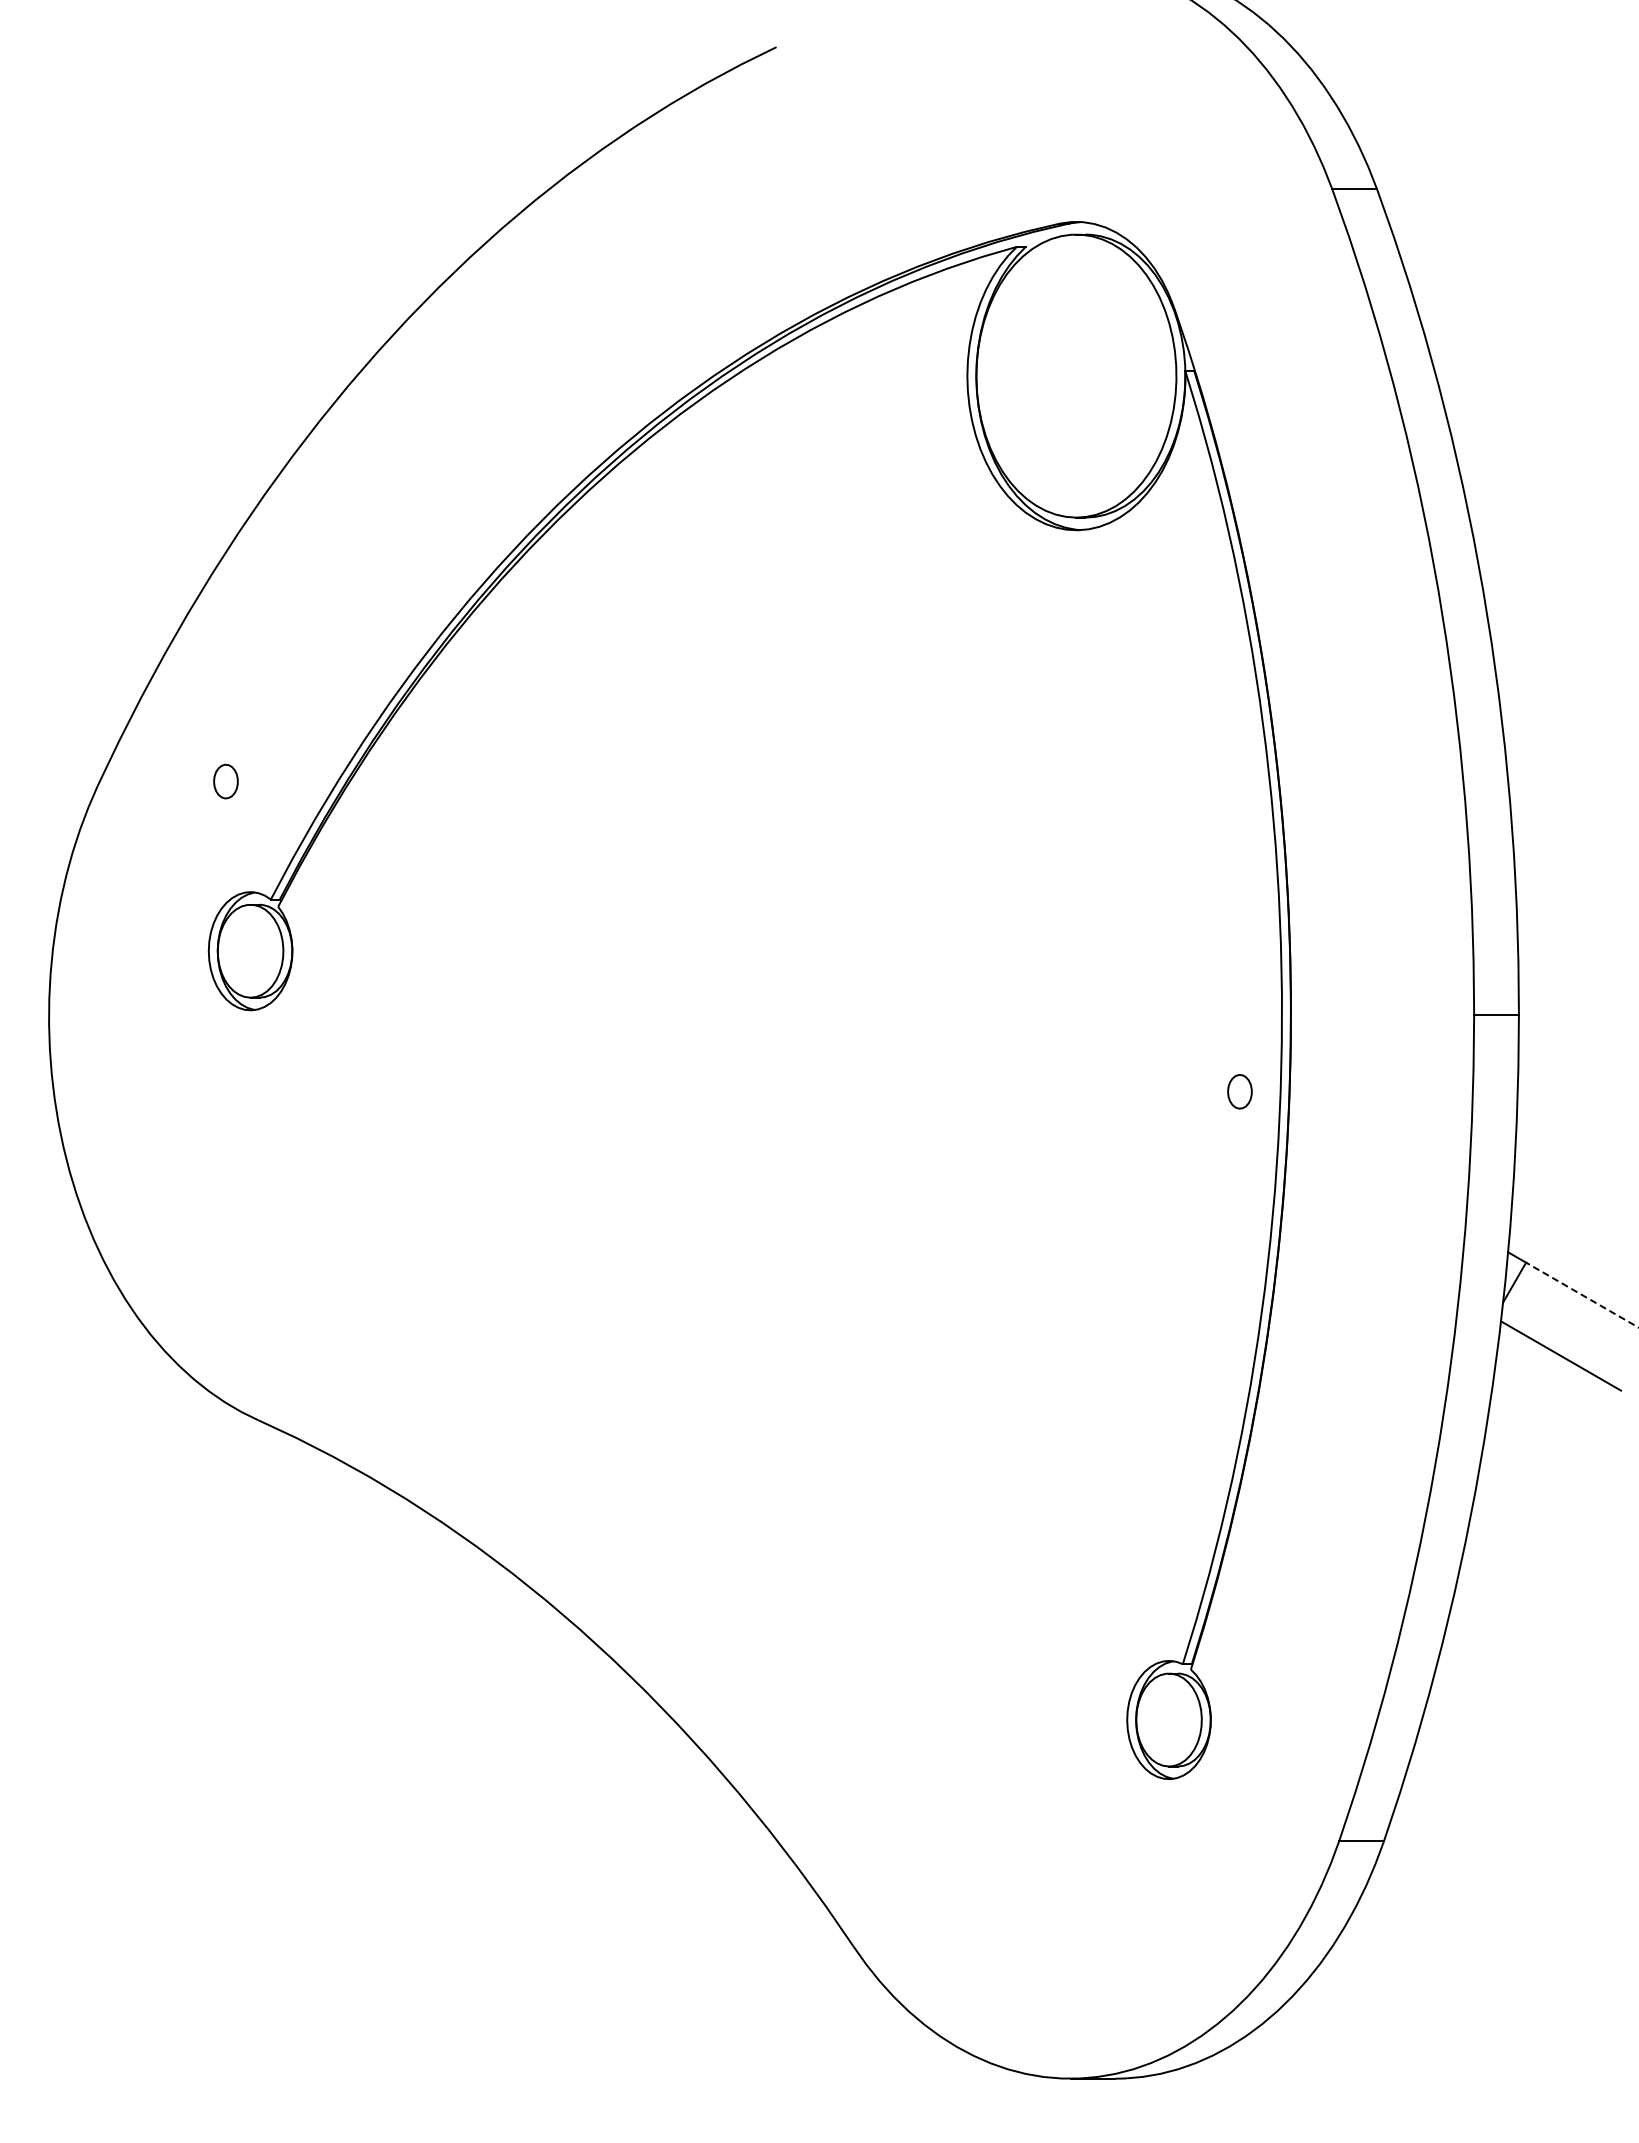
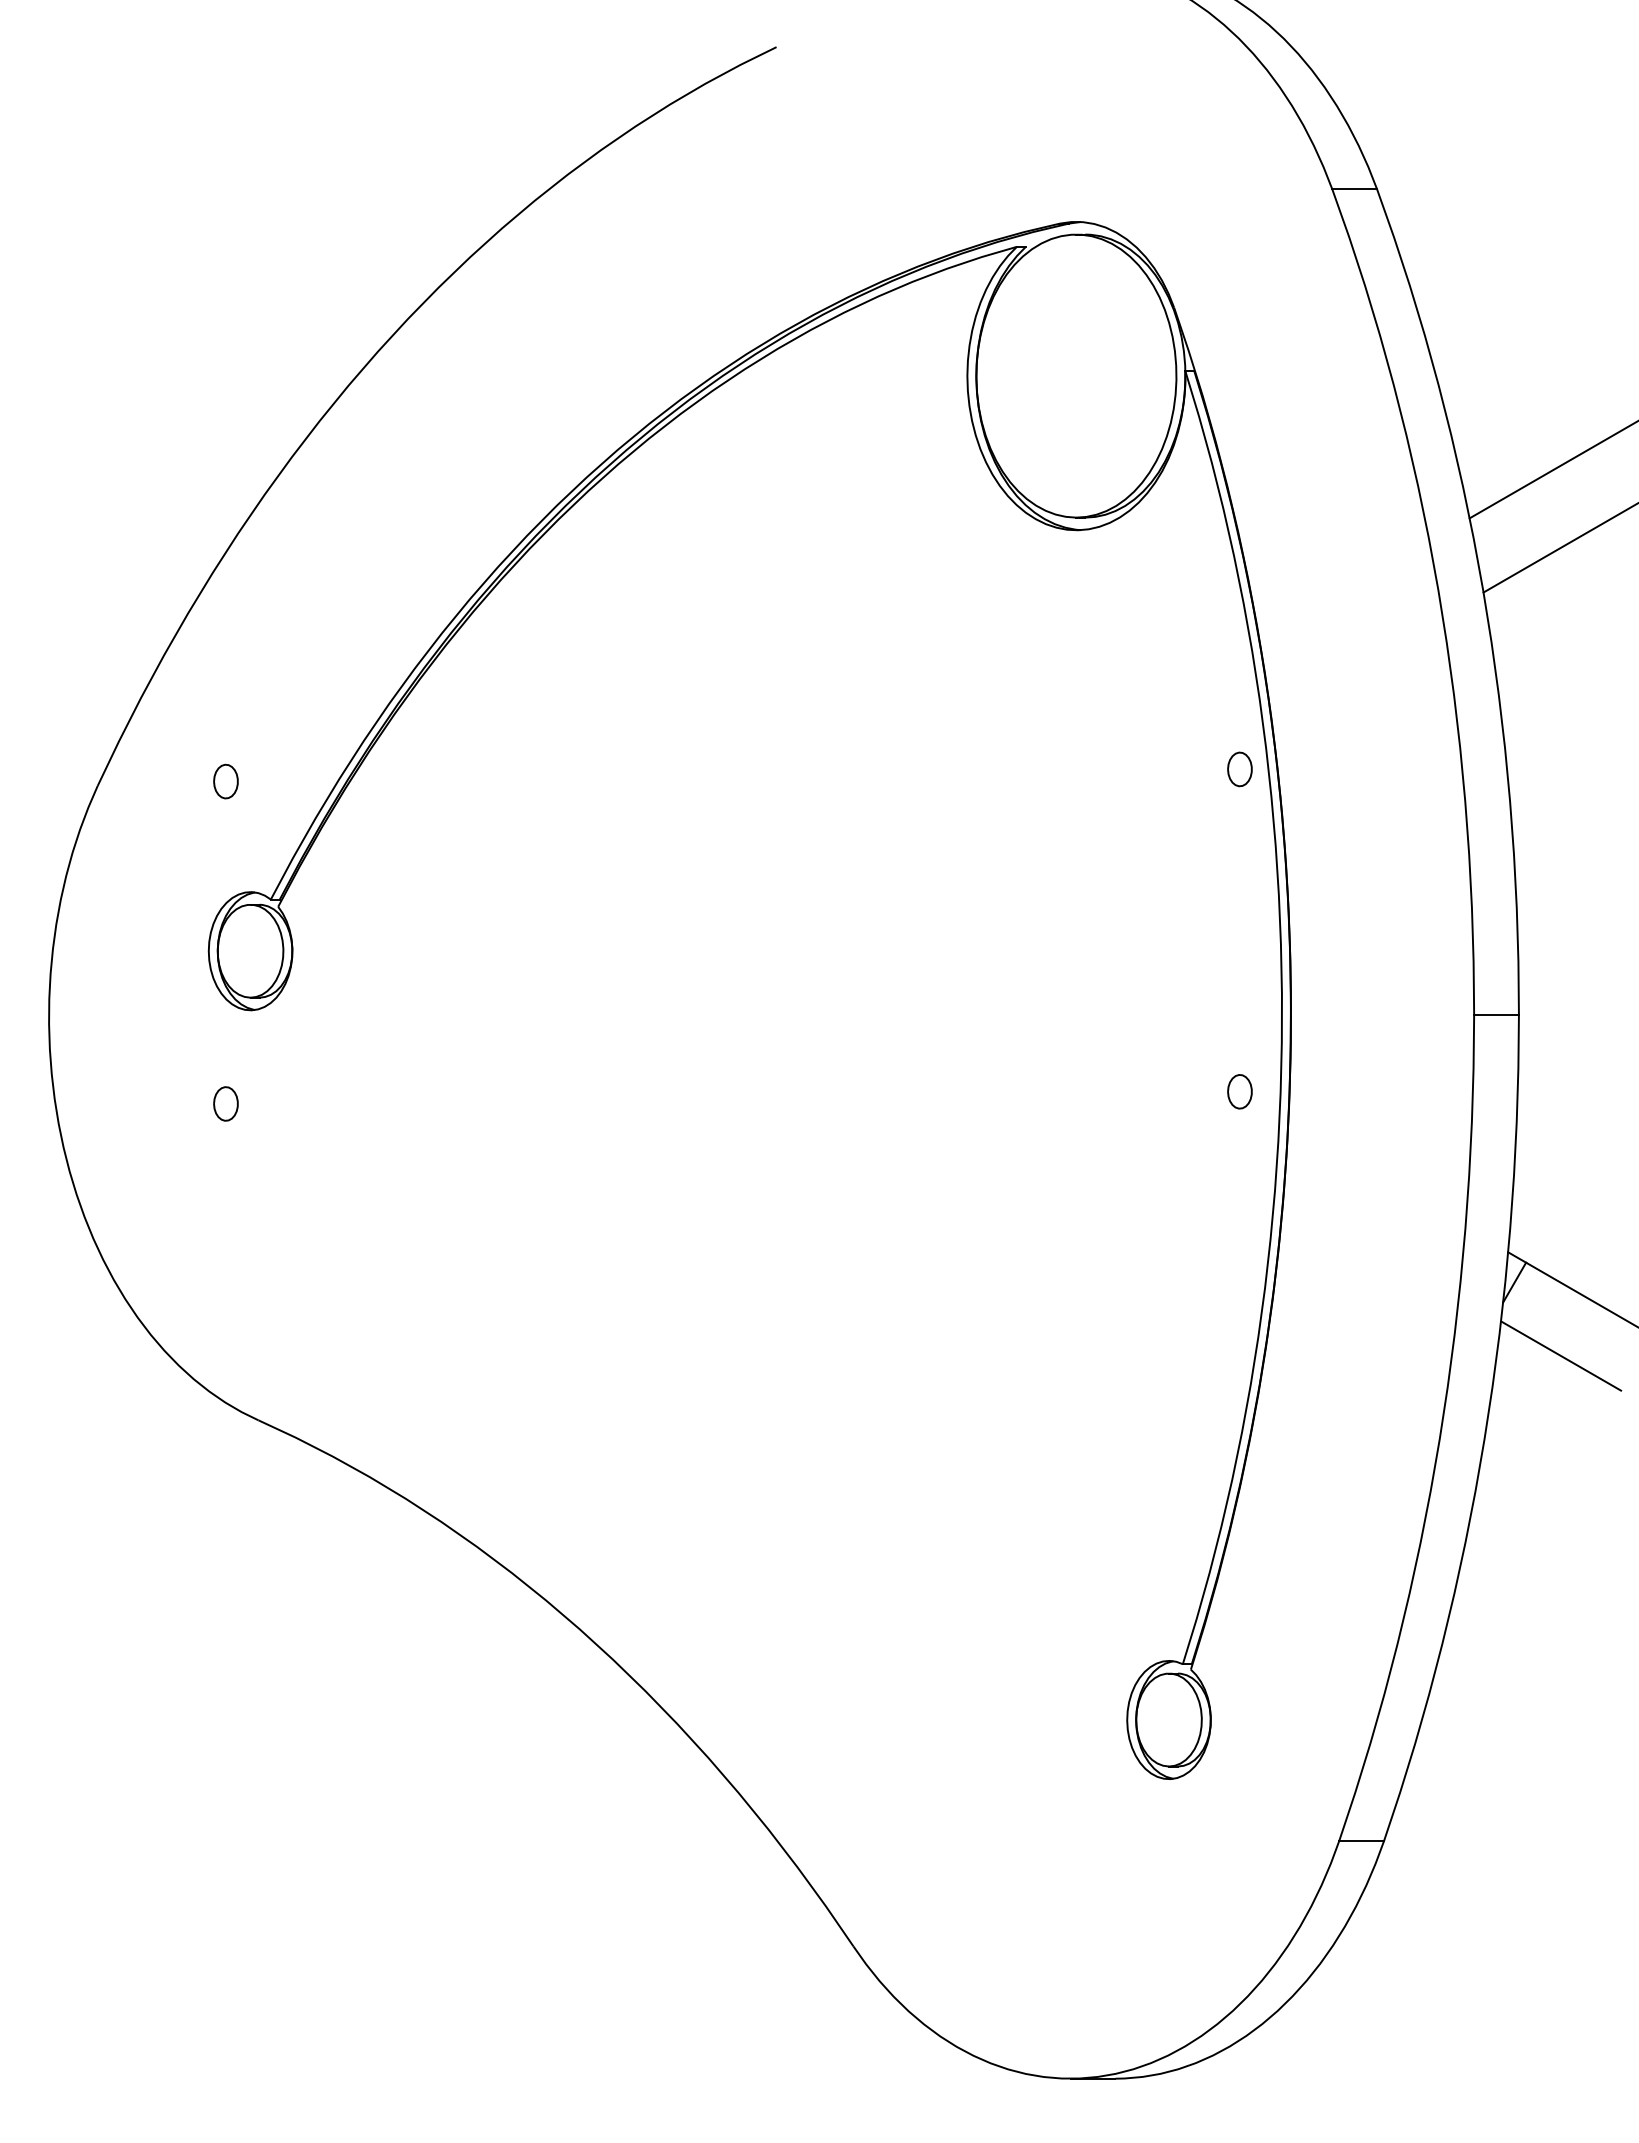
line: none -> present (1552, 470)
line: none -> present (1559, 548)
part: none -> present (1239, 769)
part: none -> present (225, 1103)
line: dashed -> solid (1582, 1295)
